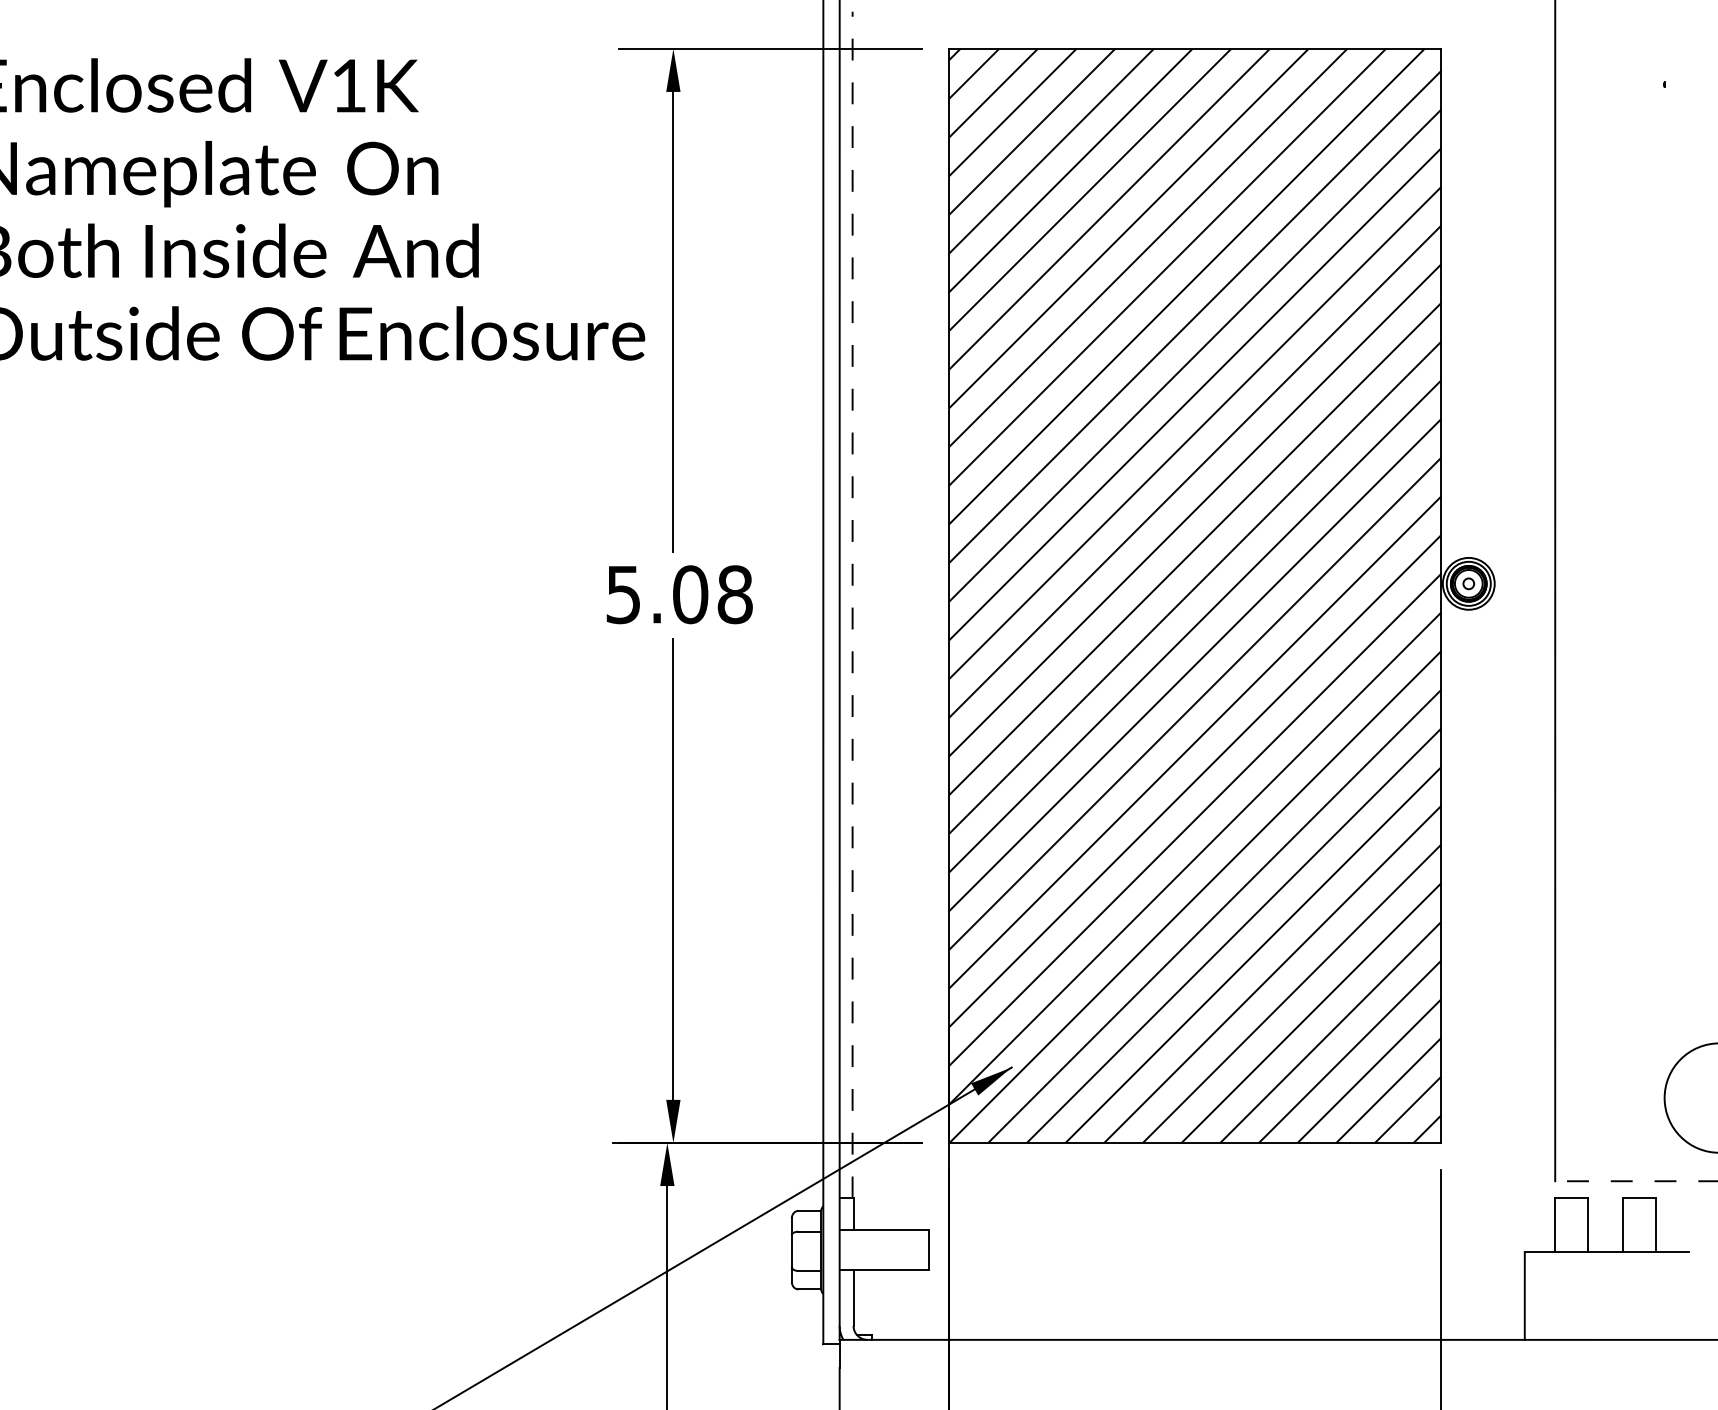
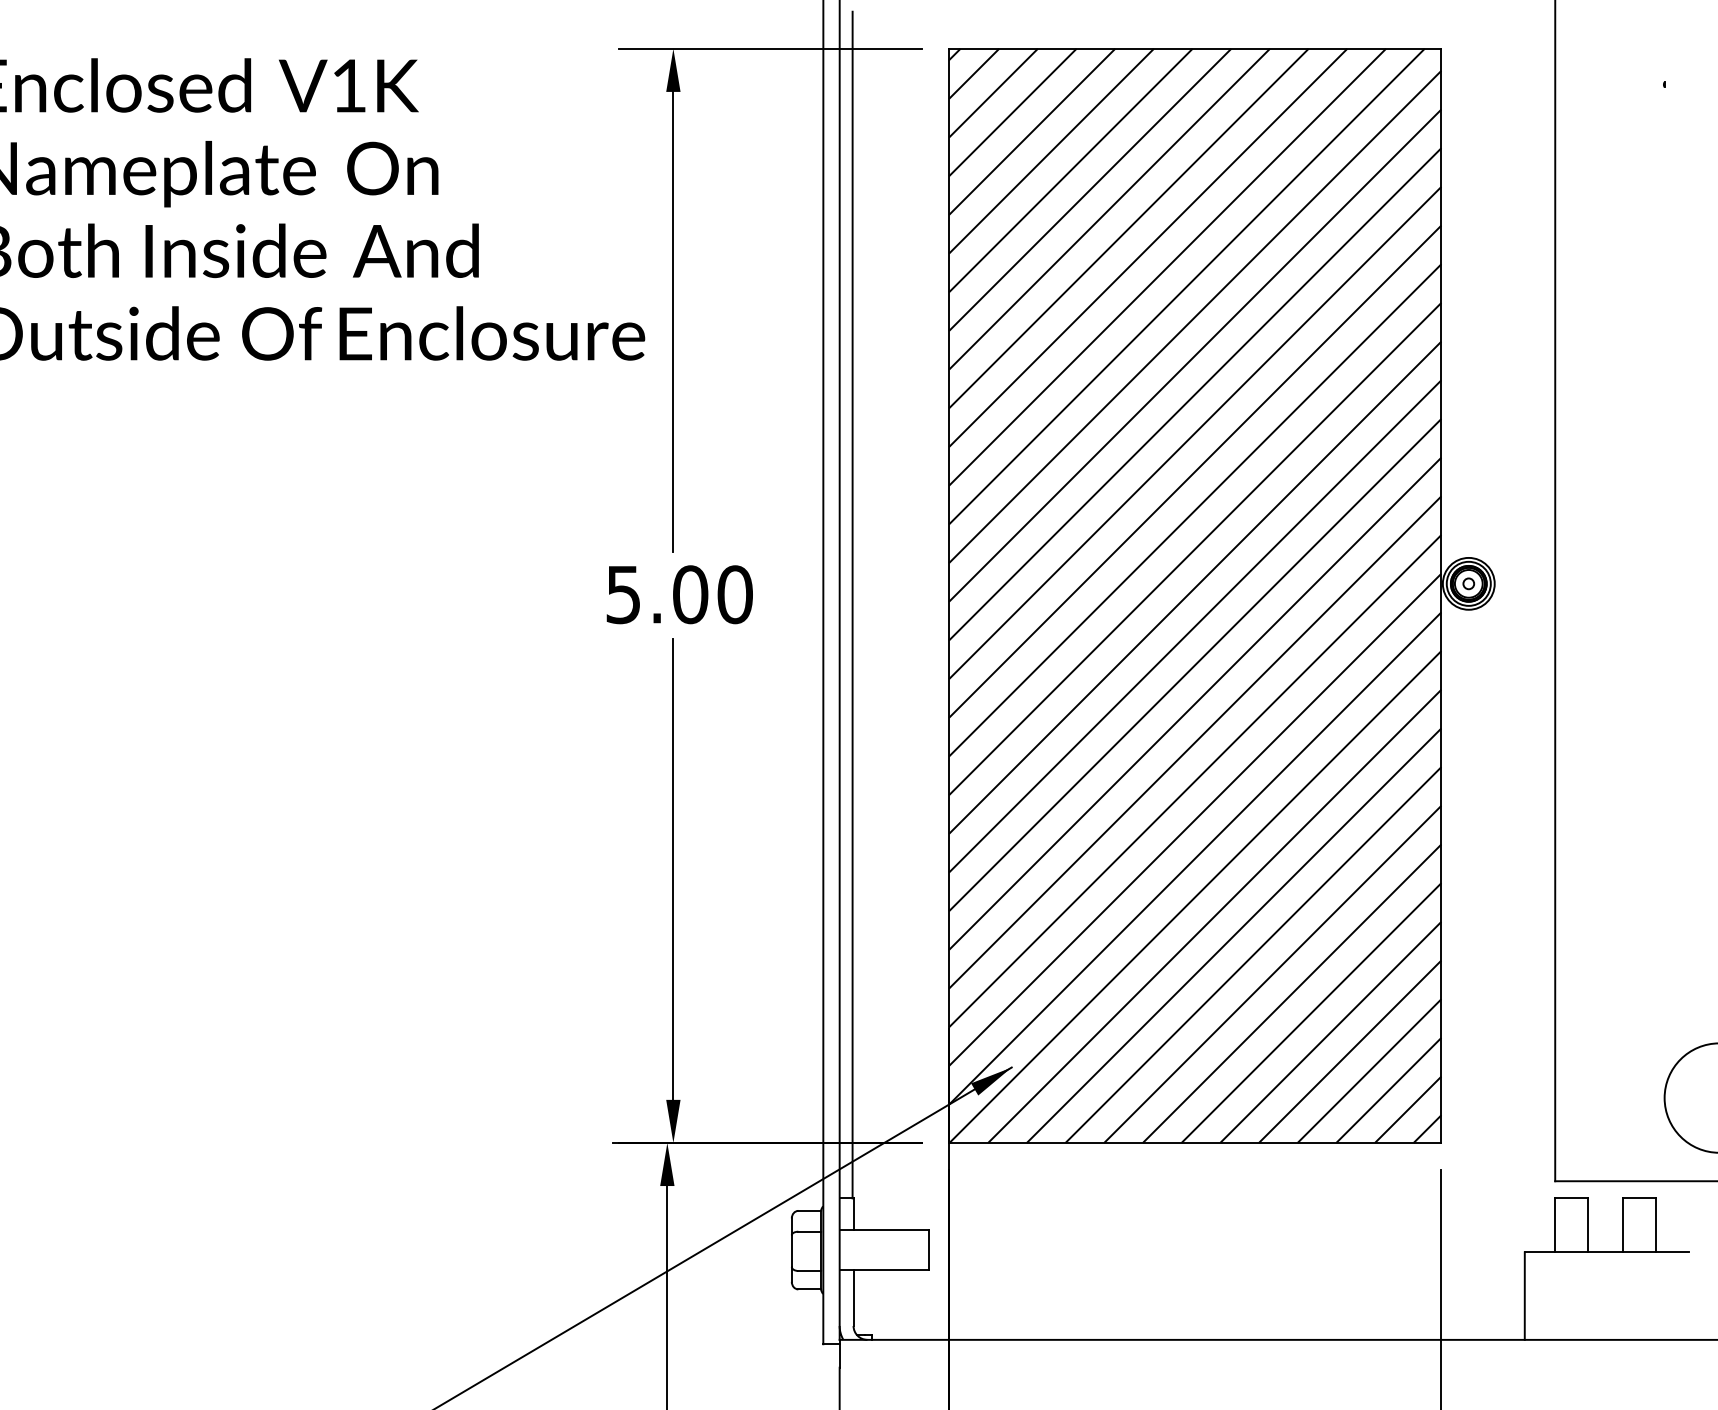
text: 5.08 -> 5.00 (734, 594)
line: dashed -> solid (852, 604)
line: dashed -> solid (1636, 1181)
